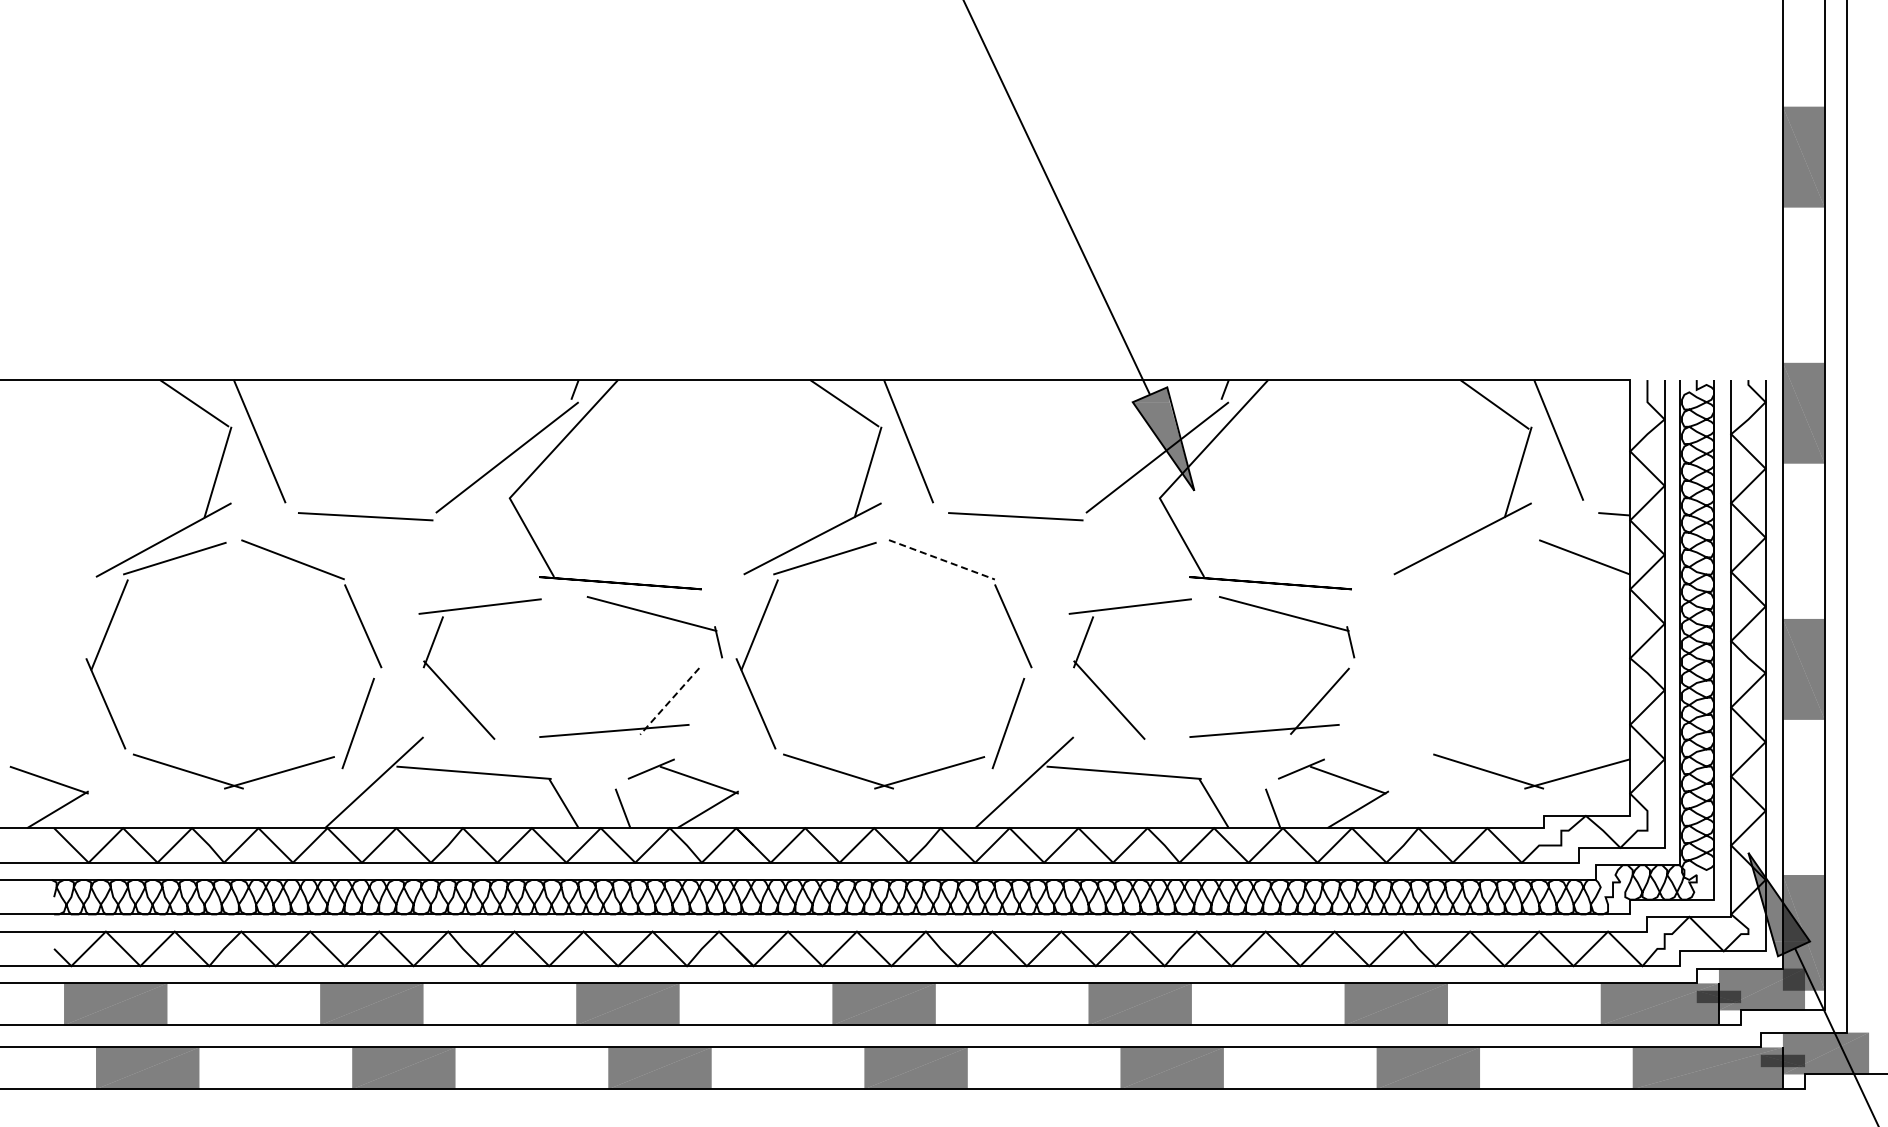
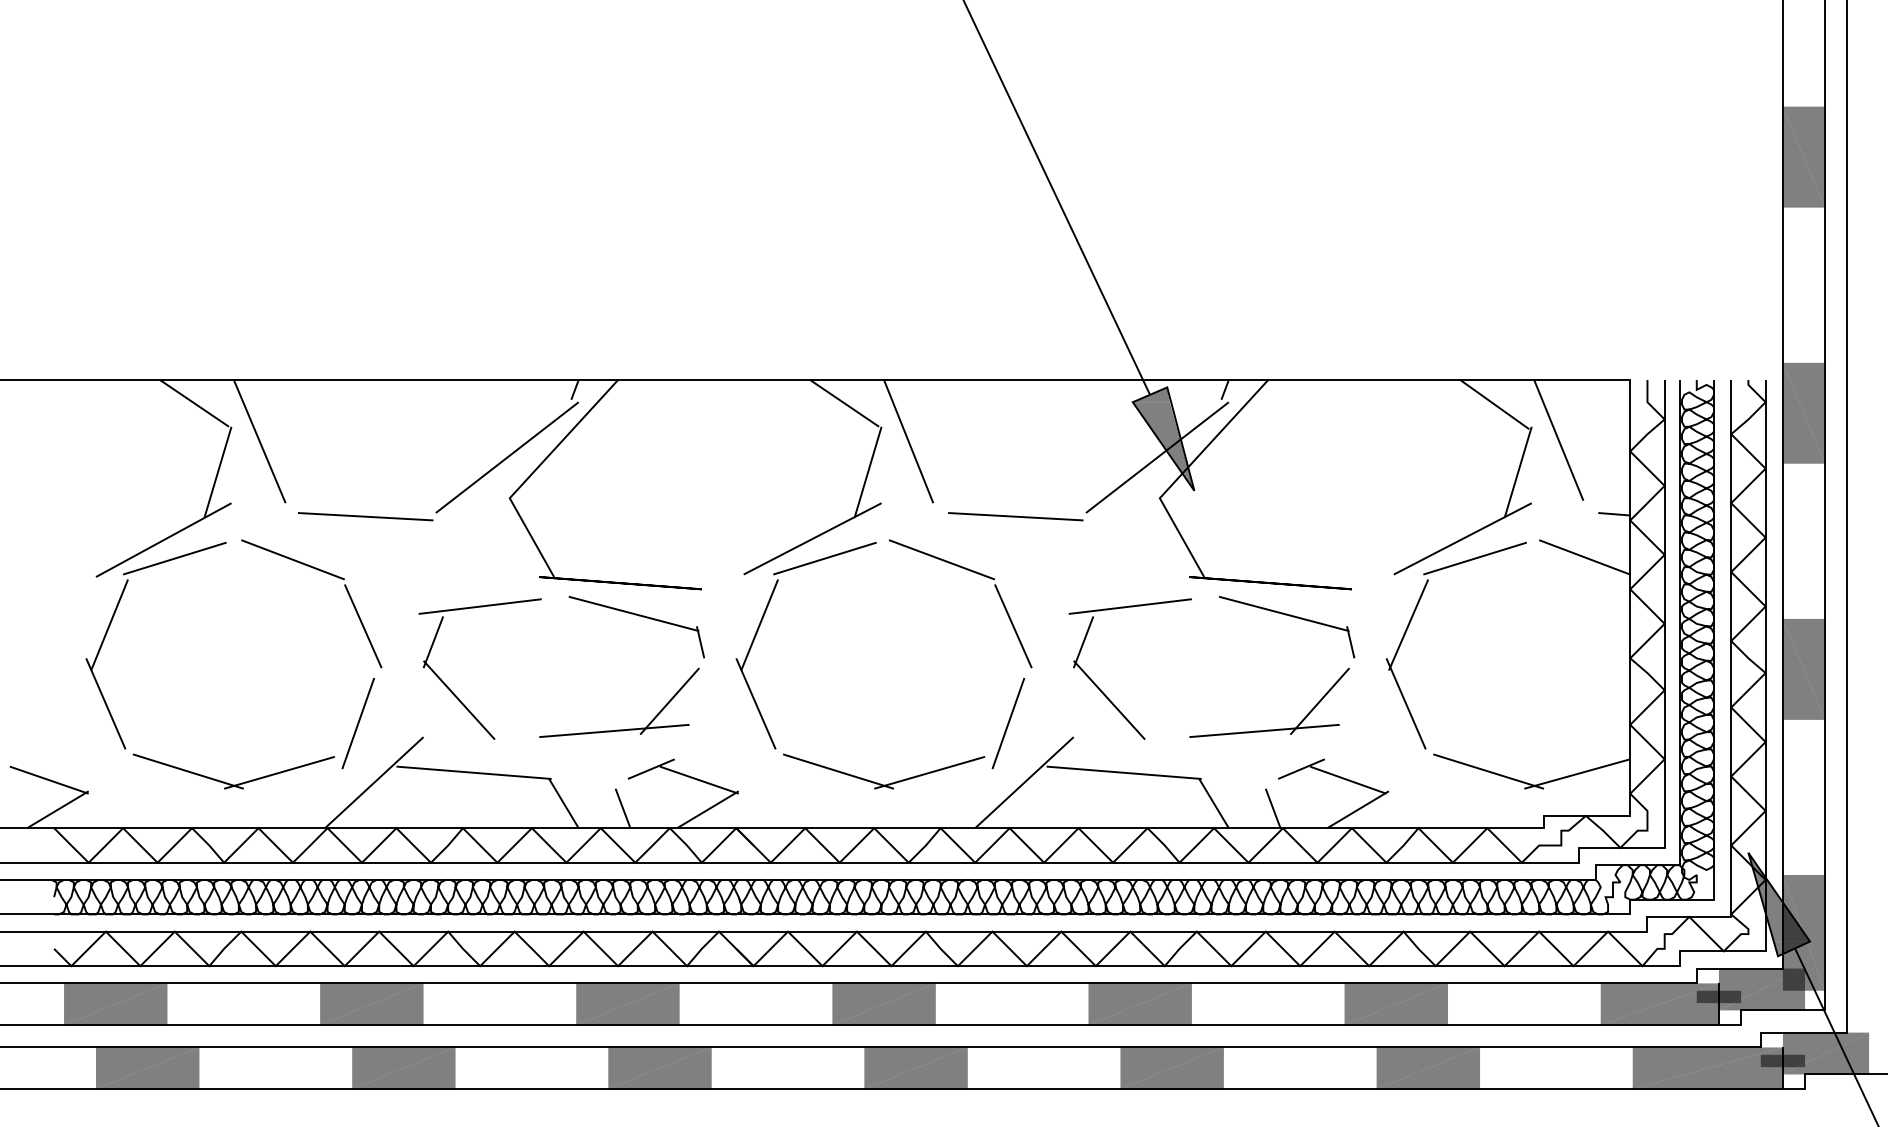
line: dashed -> solid (941, 559)
part position: (656, 616) -> (638, 616) (638, 616)
part: none -> present (1408, 628)
line: dashed -> solid (669, 701)
